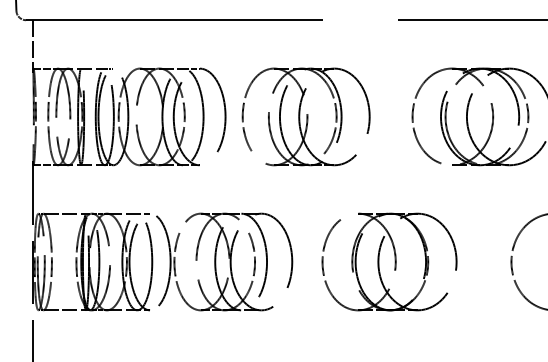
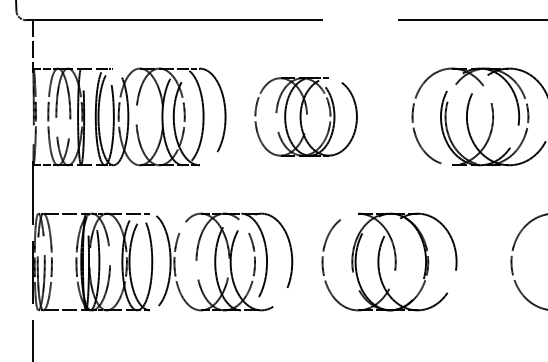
part size: 130x100 px -> 104x80 px (305, 116)
